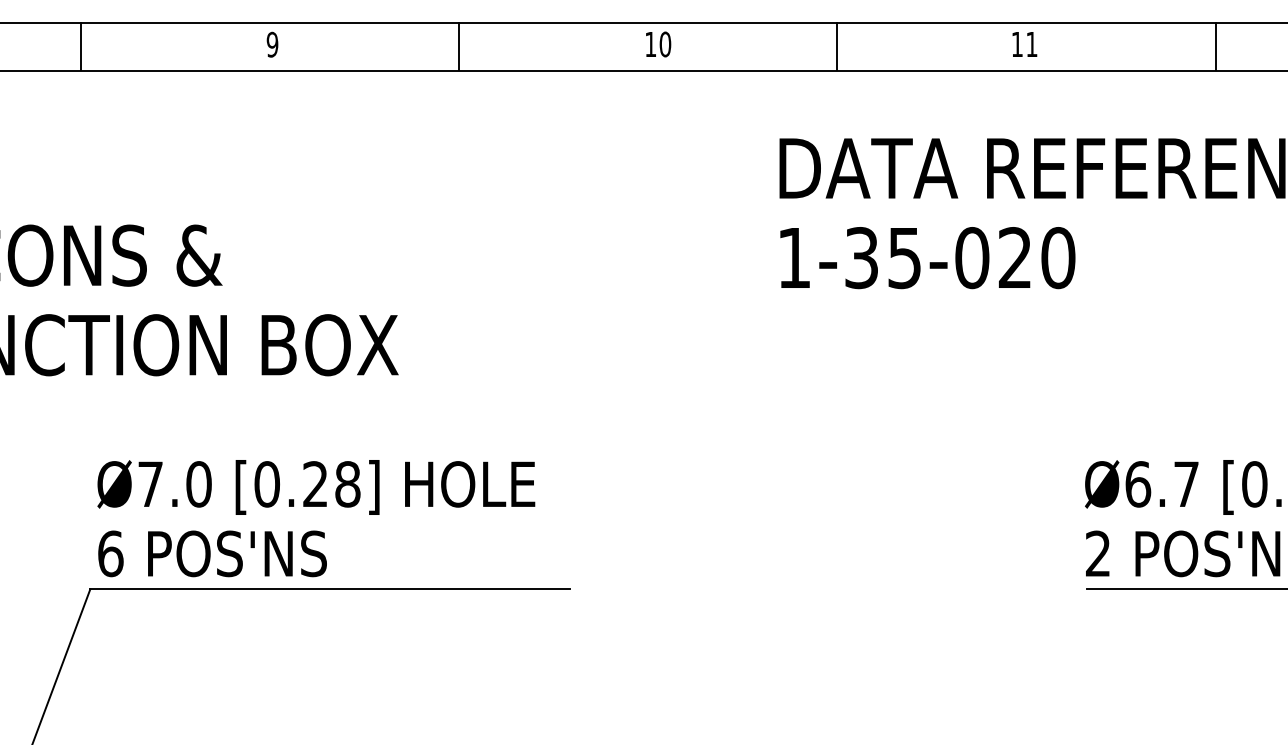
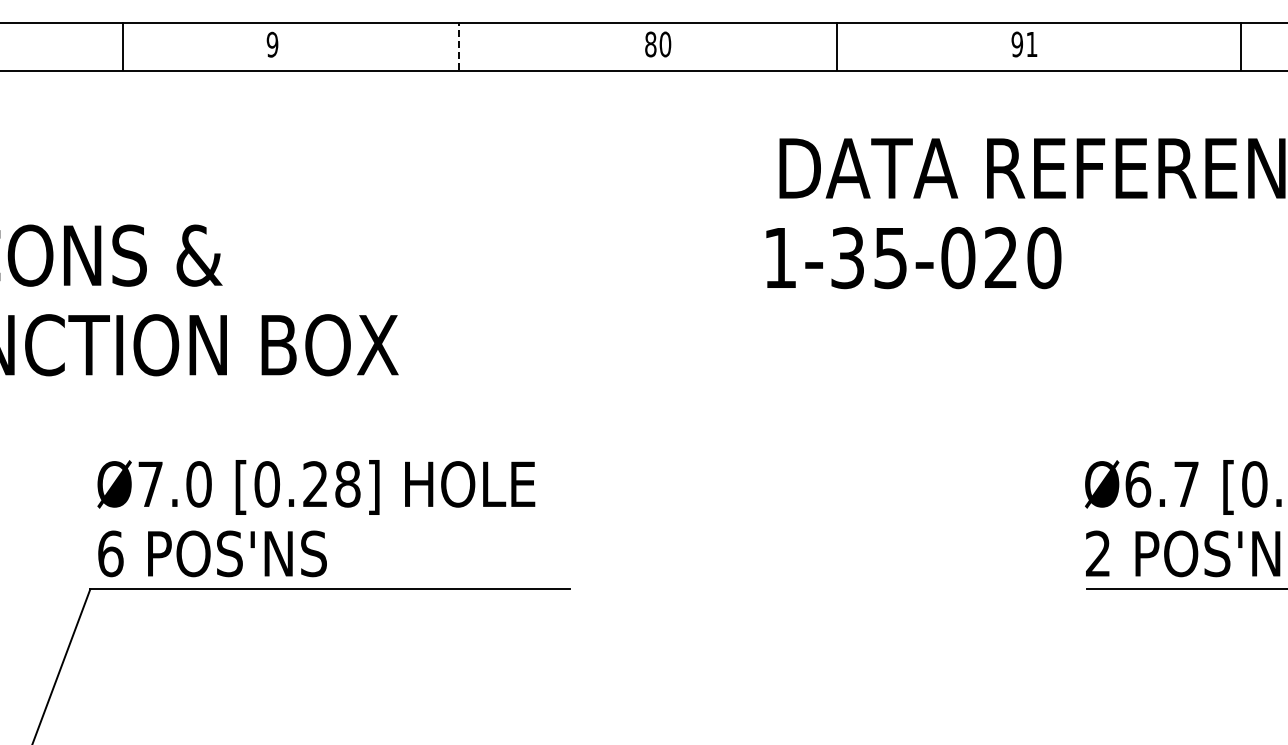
text: 10 -> 80 (650, 44)
text: 11 -> 91 (1017, 44)
line position: (80, 45) -> (122, 45) (122, 45)
line position: (1215, 45) -> (1240, 45) (1240, 45)
line: solid -> dashed (459, 46)
text position: (927, 258) -> (913, 258) (913, 258)
